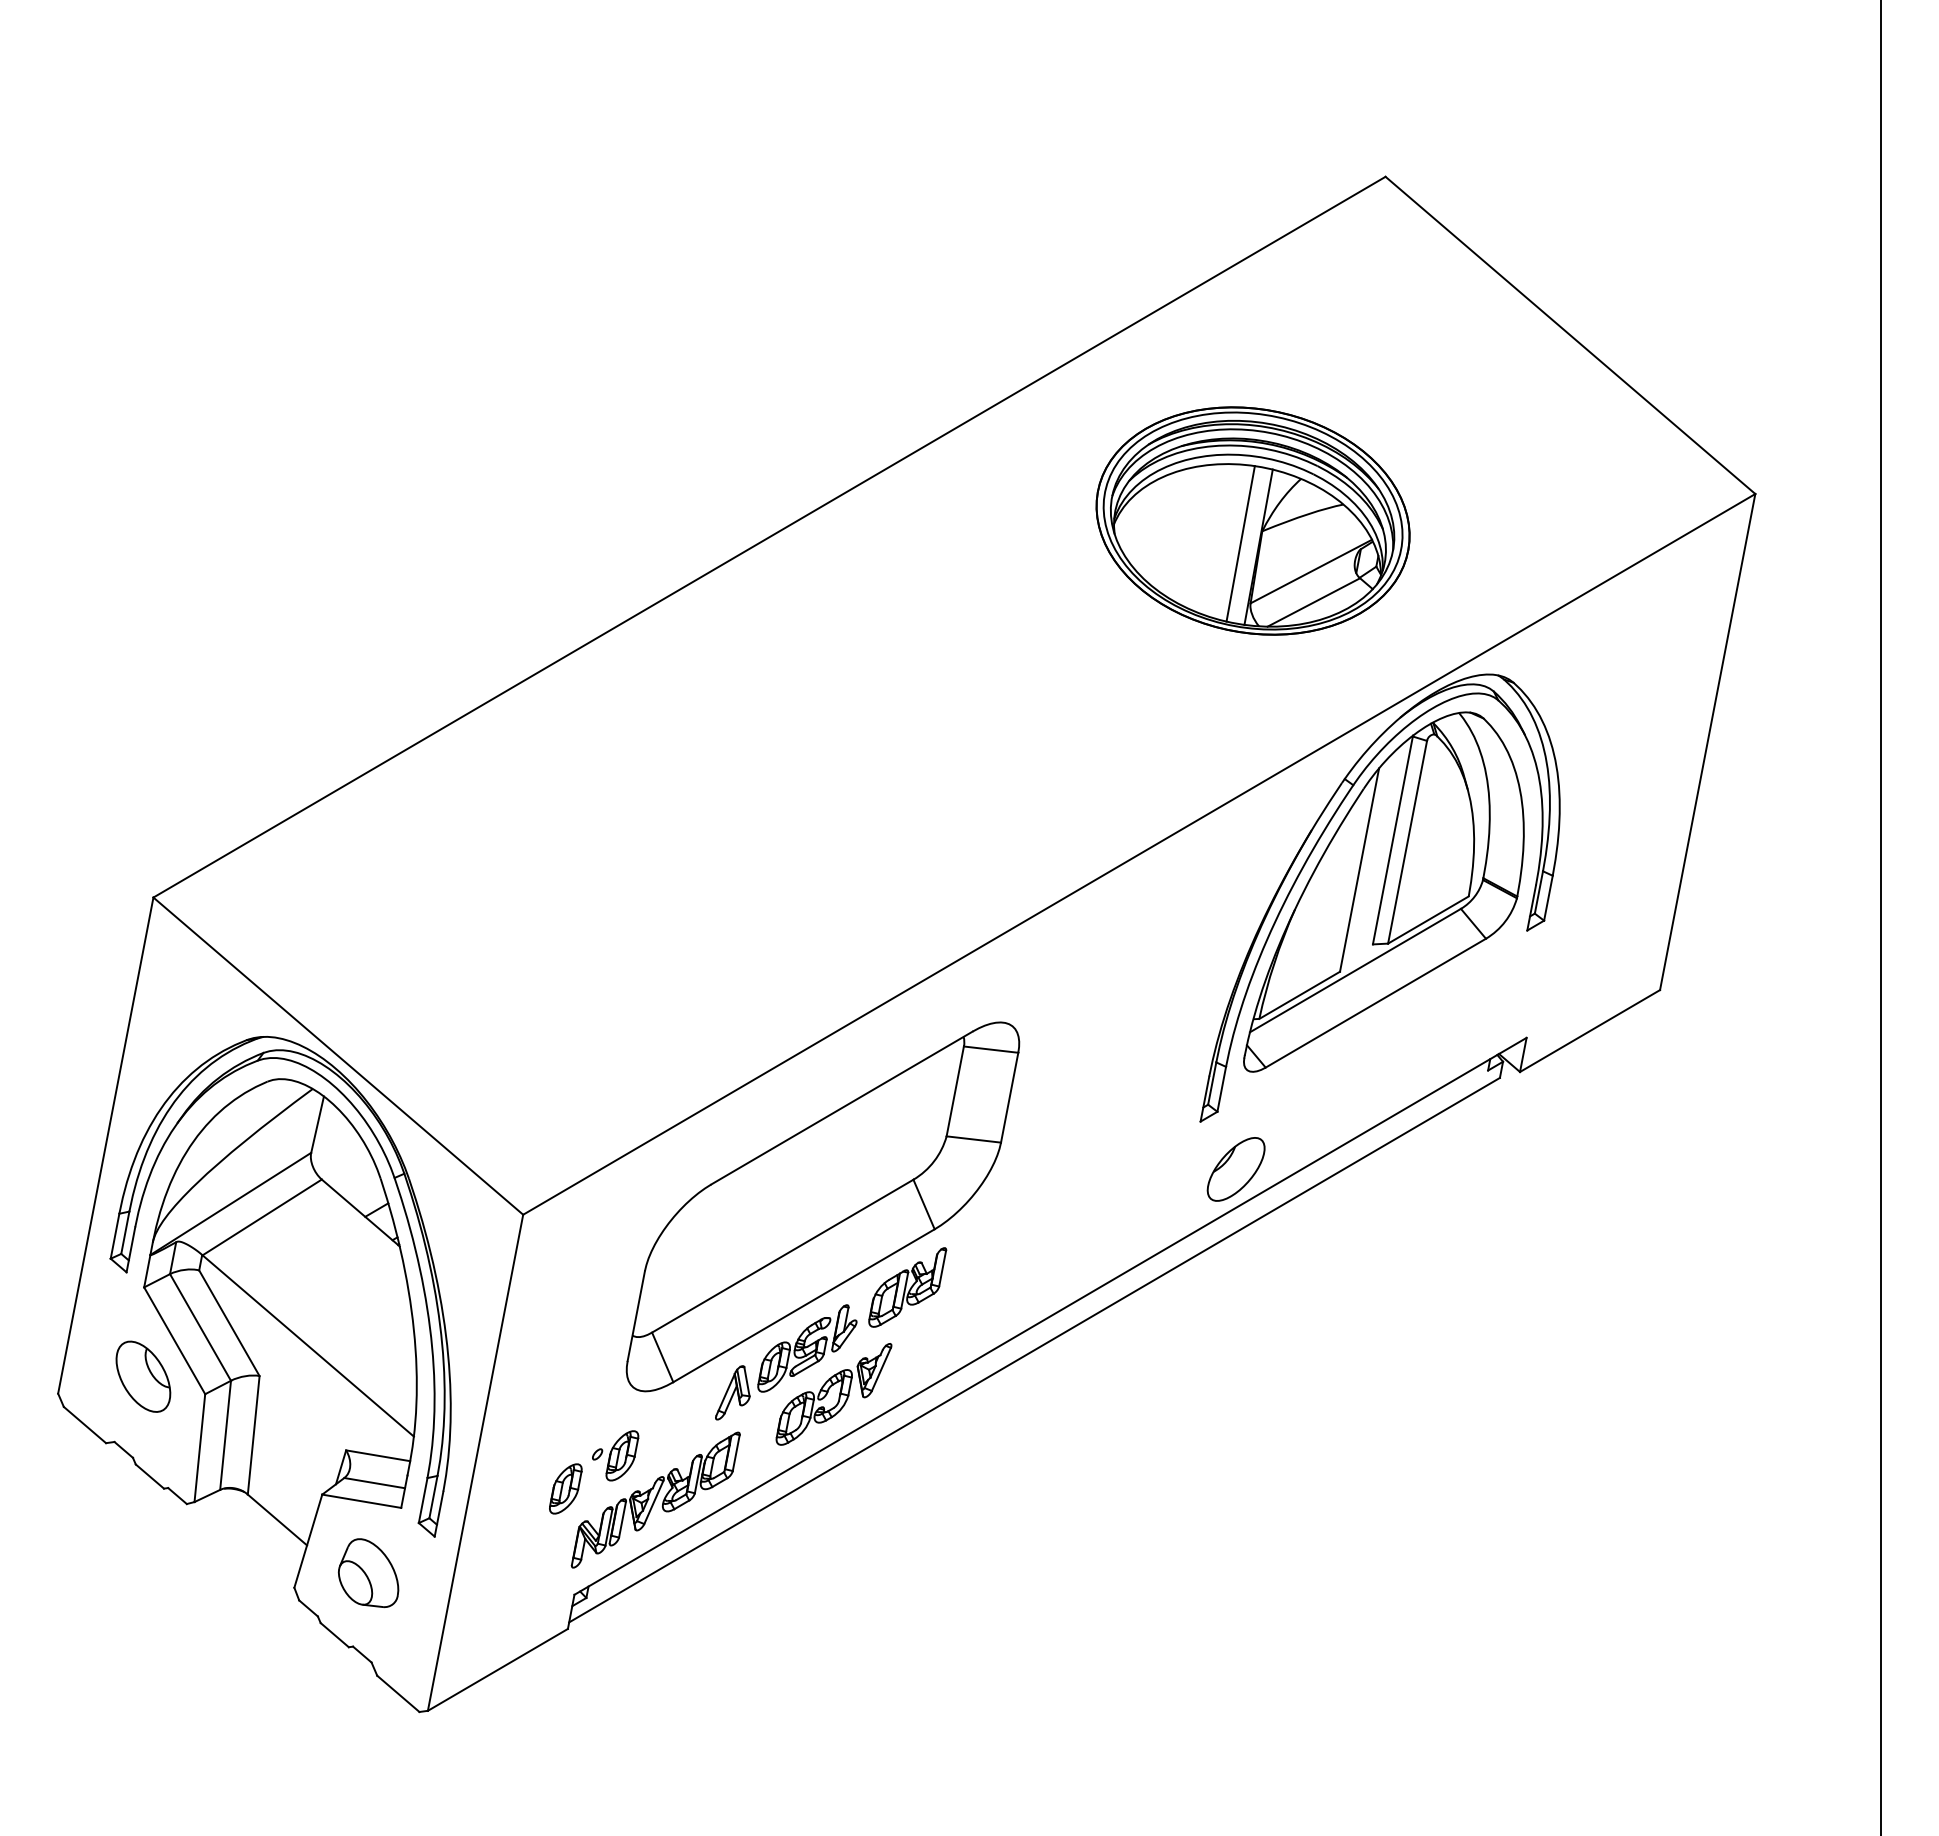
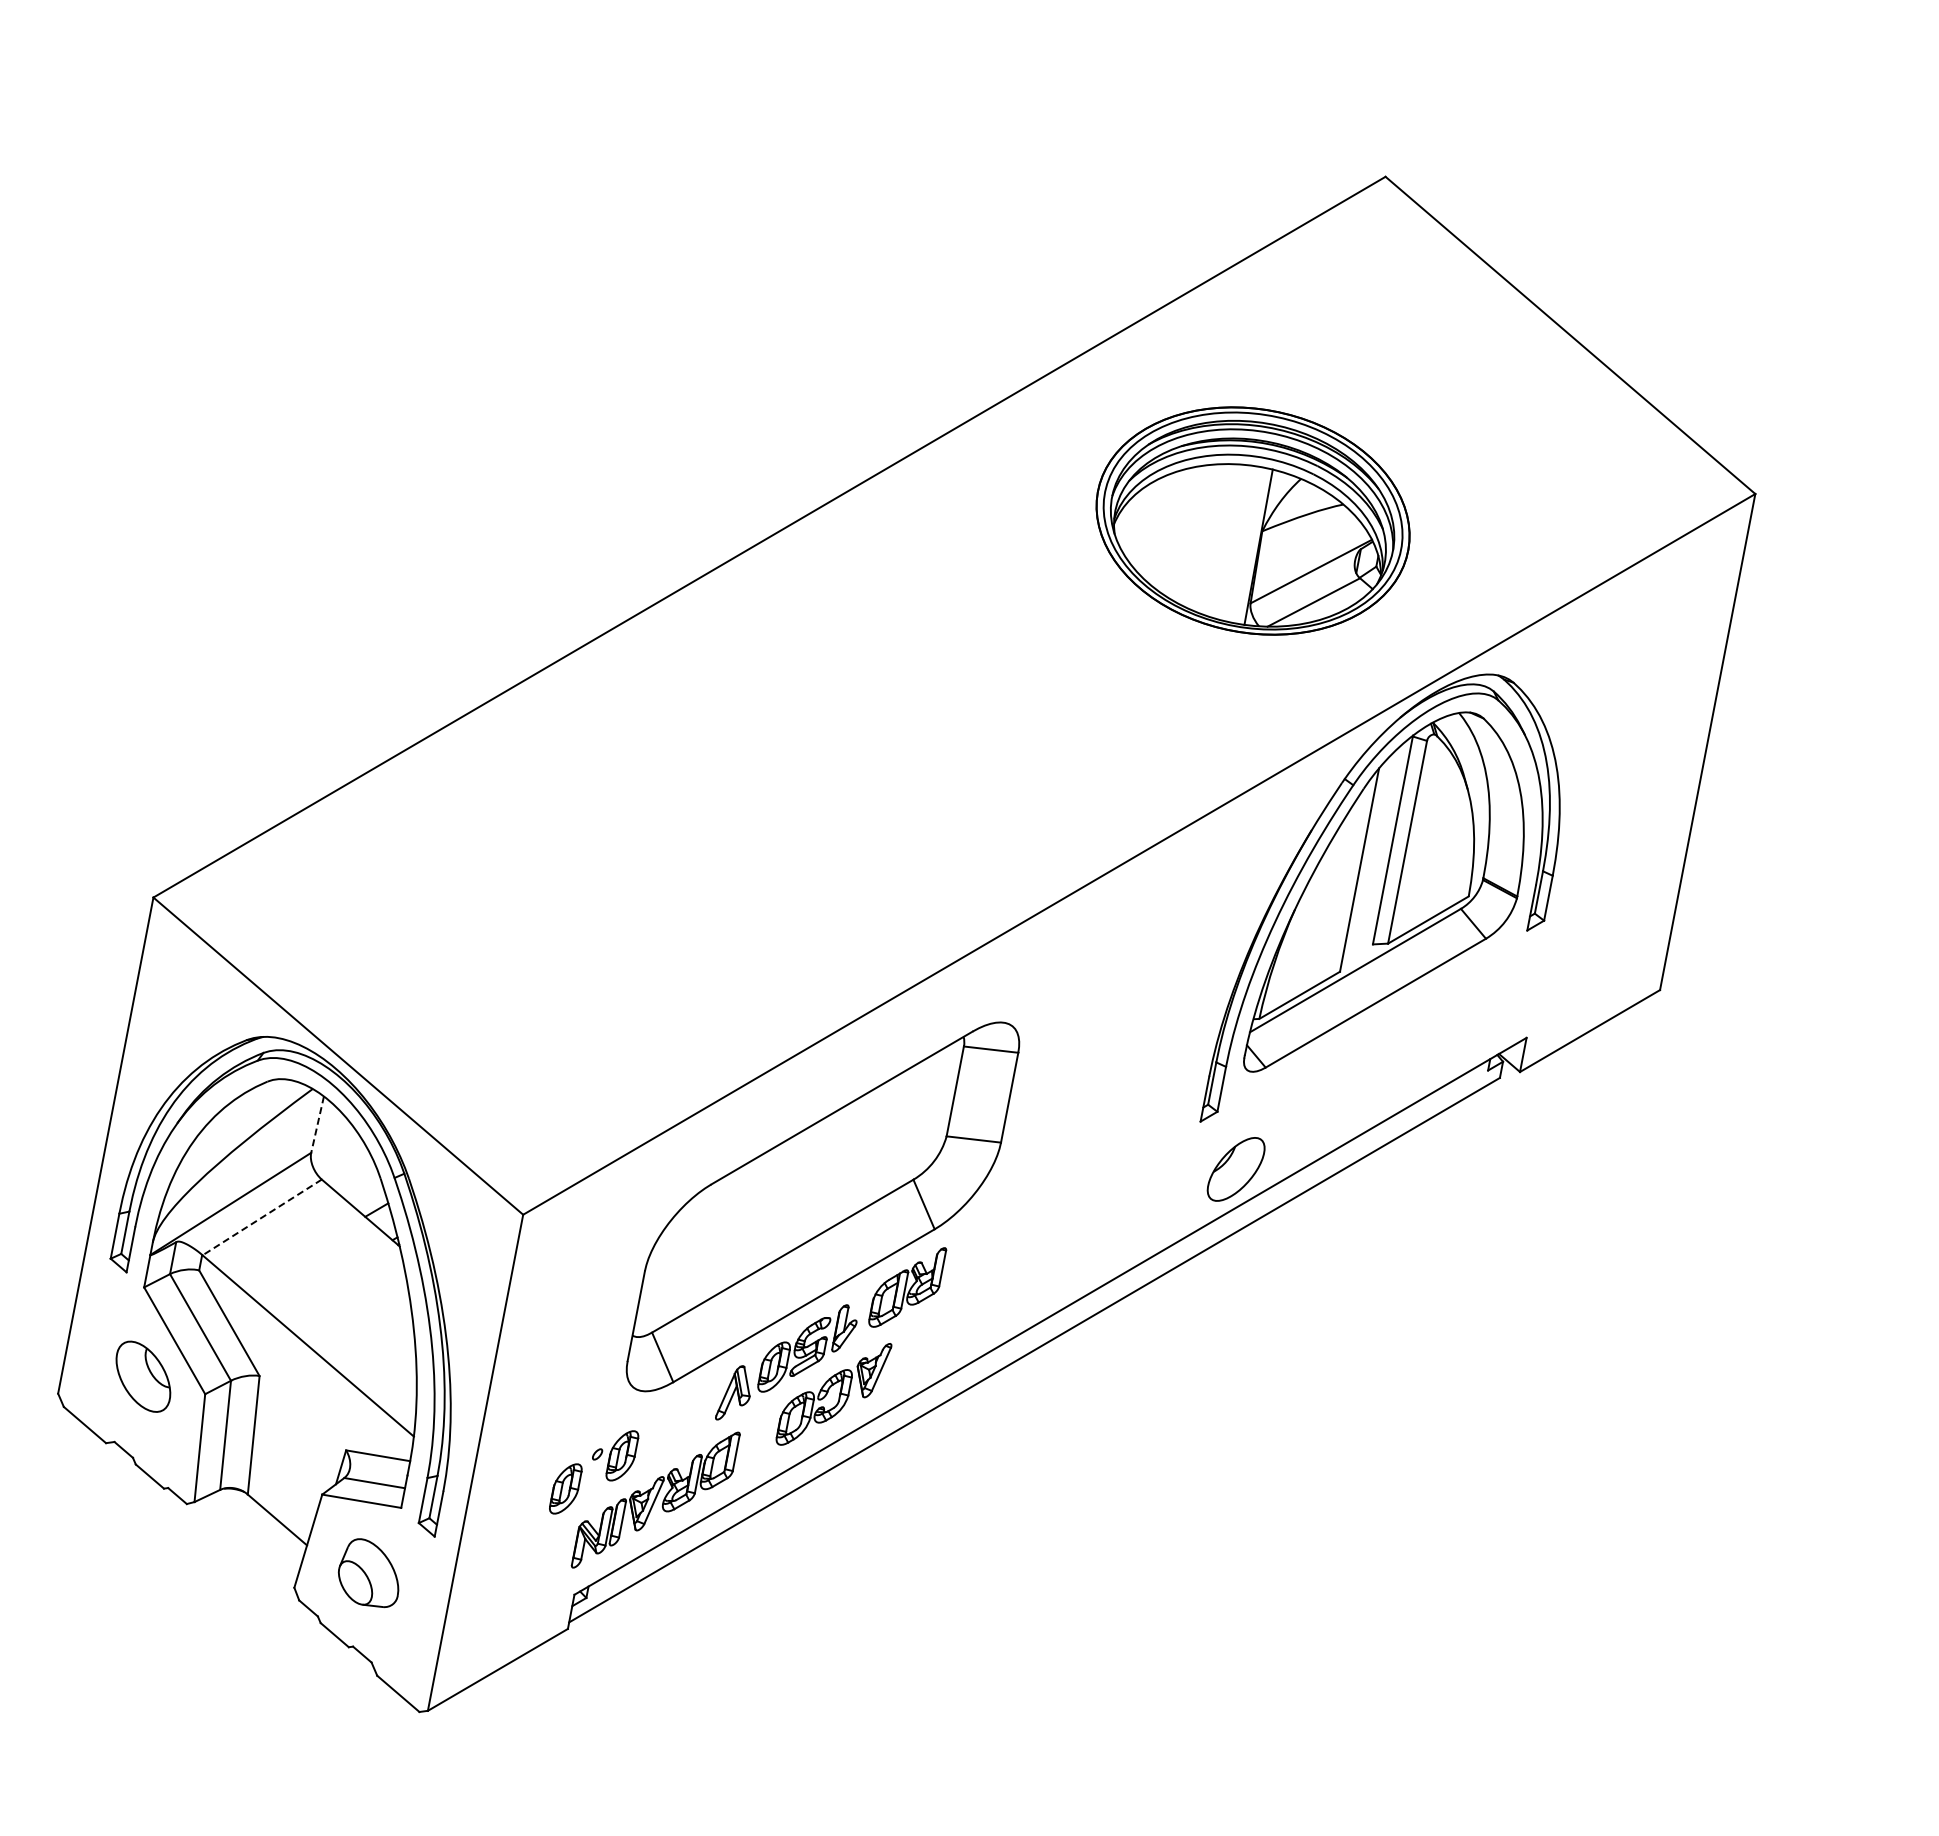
line: present -> none (1240, 543)
line: present -> none (1880, 917)
line: solid -> dashed (317, 1124)
line: solid -> dashed (262, 1217)
